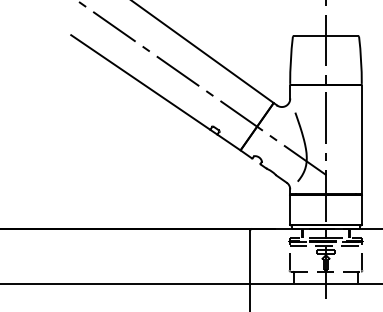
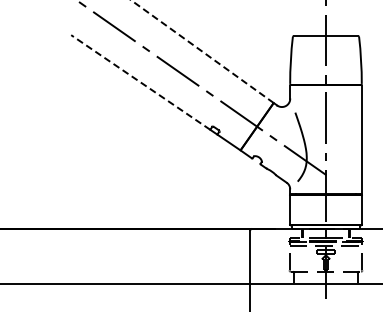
line: solid -> dashed (202, 51)
line: solid -> dashed (140, 82)
